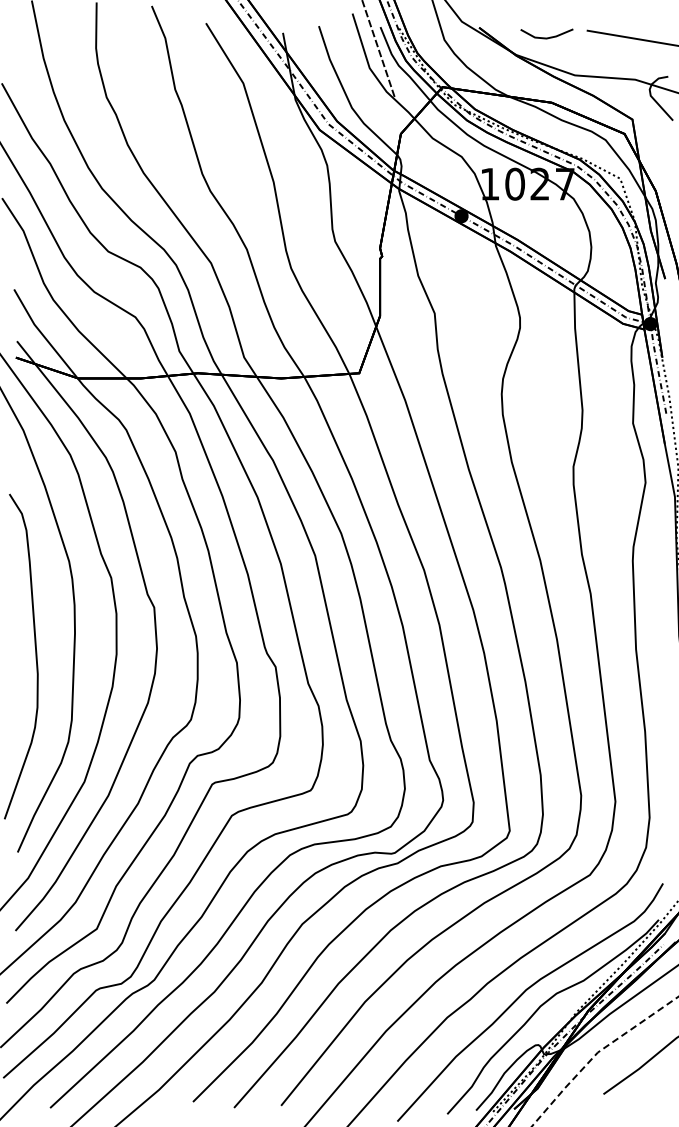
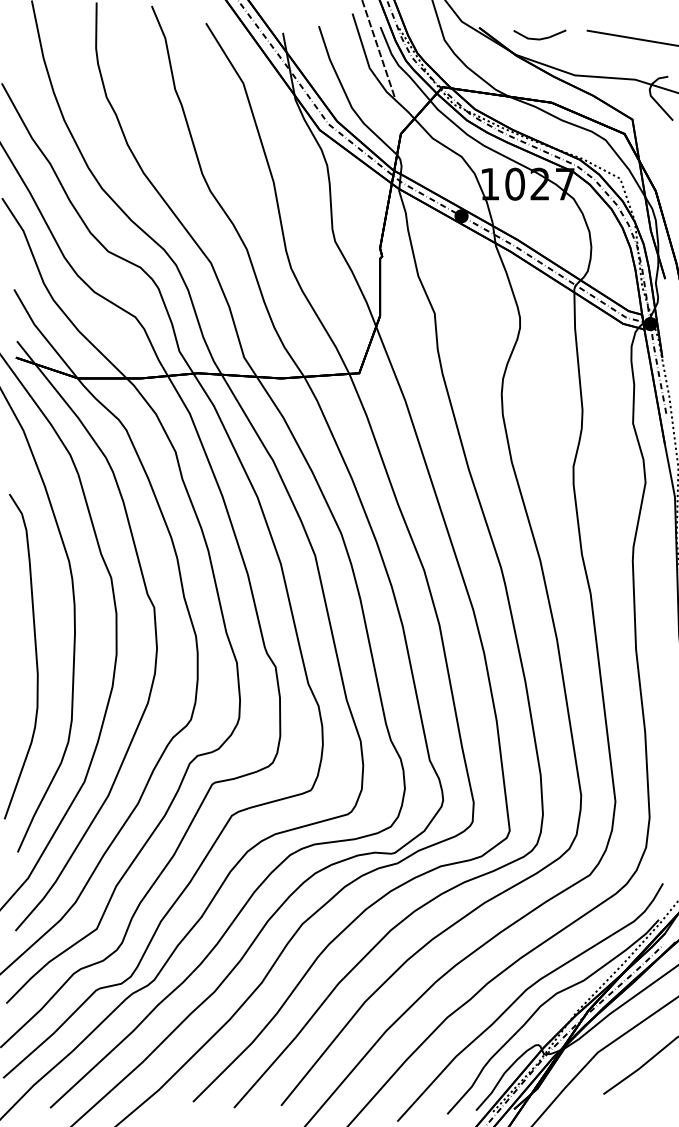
line position: (546, 37) -> (539, 38) (539, 38)
line: dashed -> solid (597, 1053)
